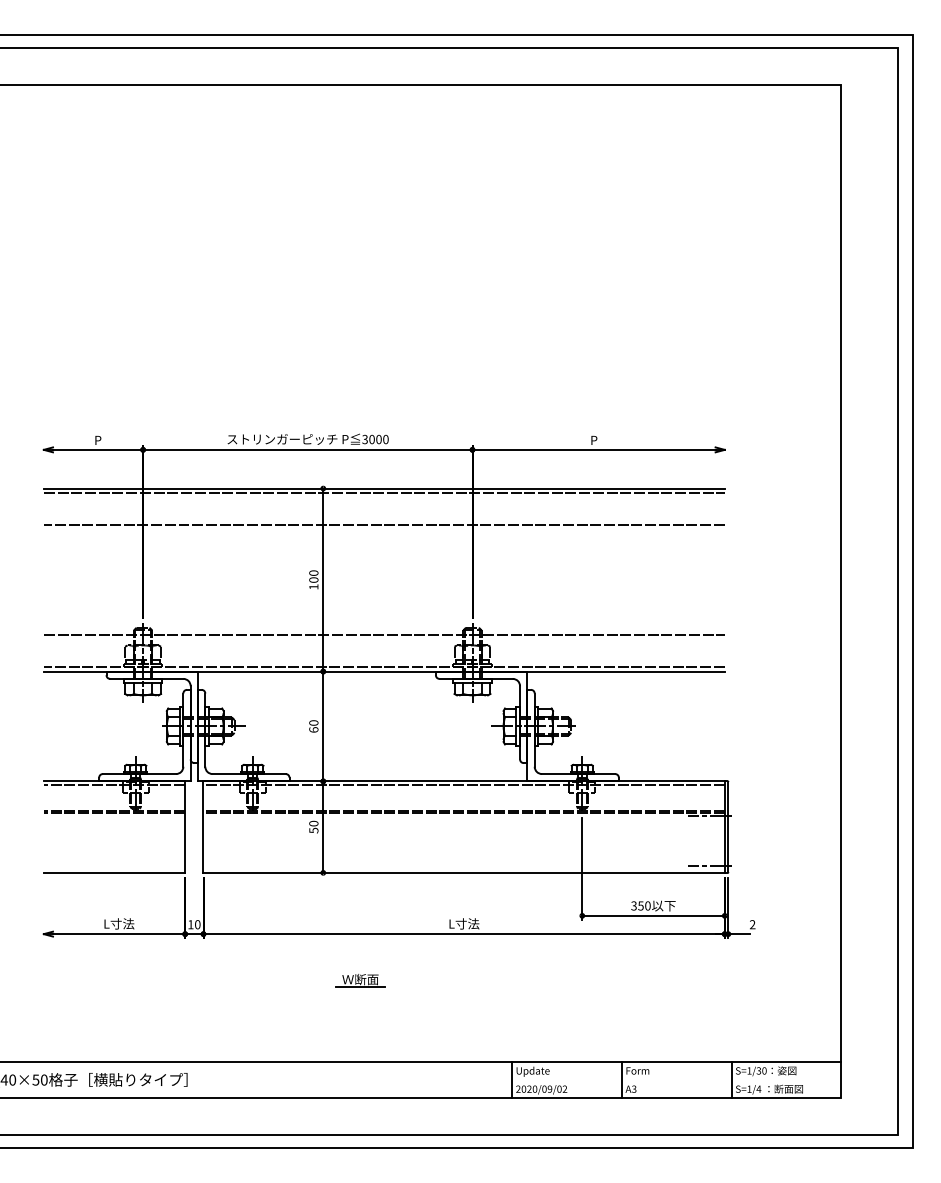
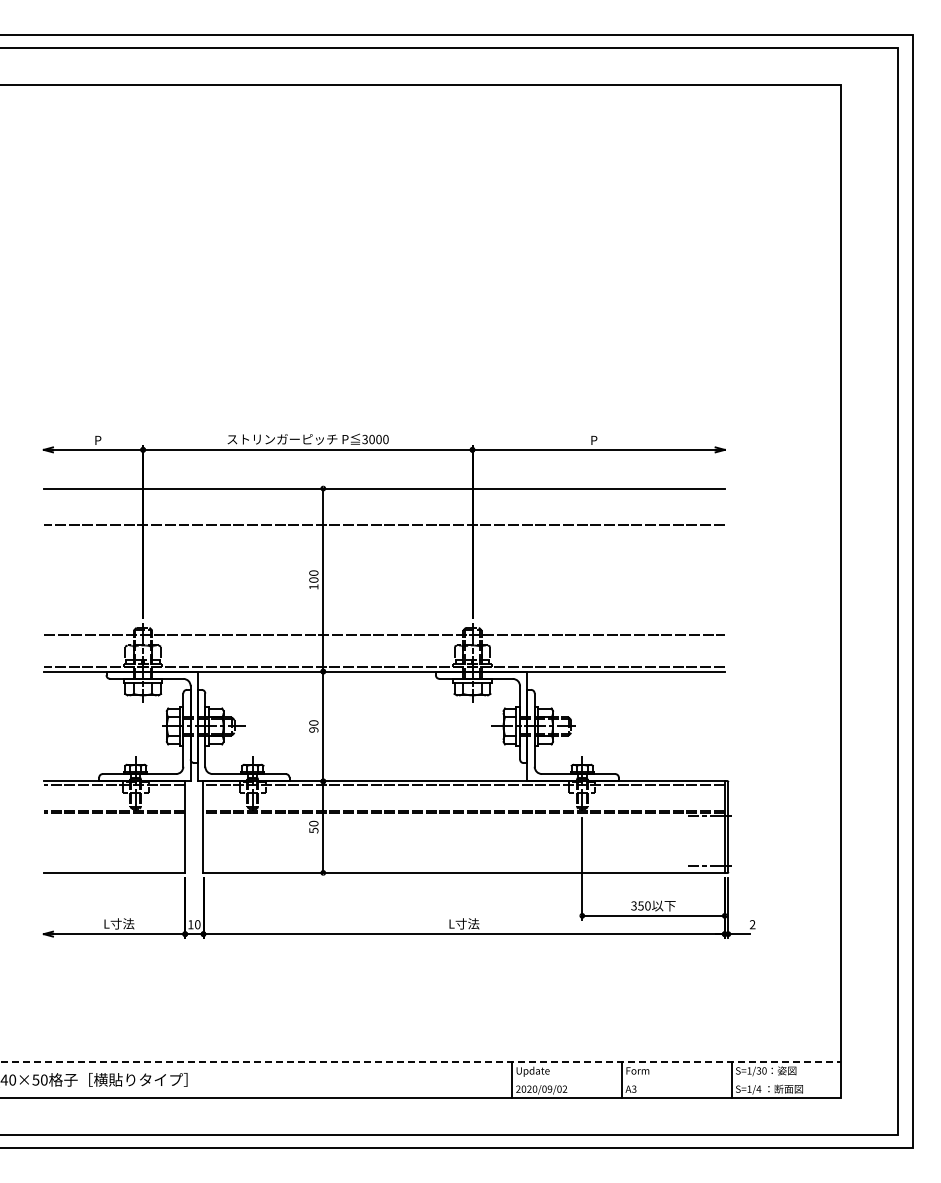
line: present -> none (383, 492)
text: 60 -> 90 (313, 729)
part: present -> none (360, 980)
line: solid -> dashed (421, 1061)
